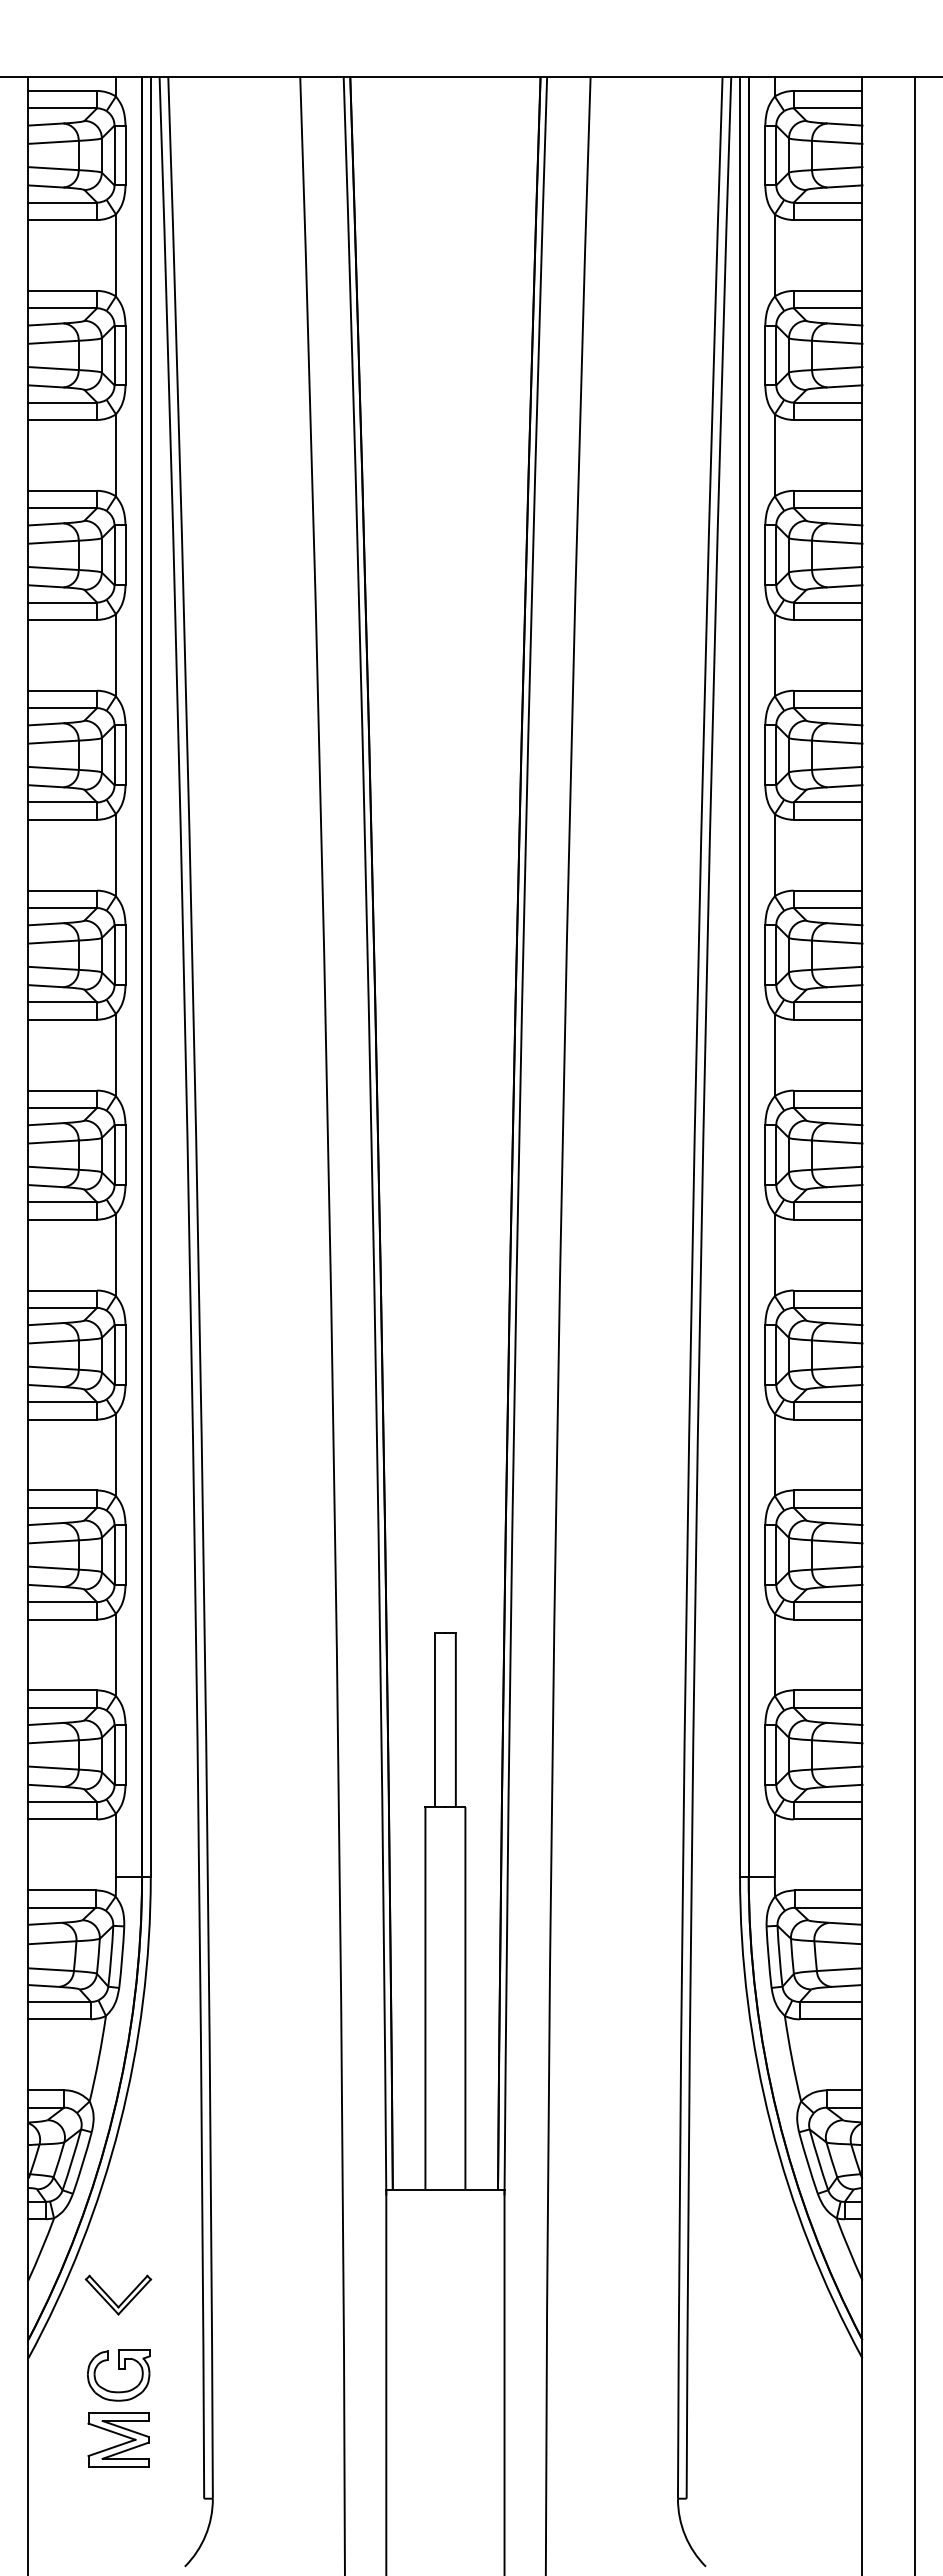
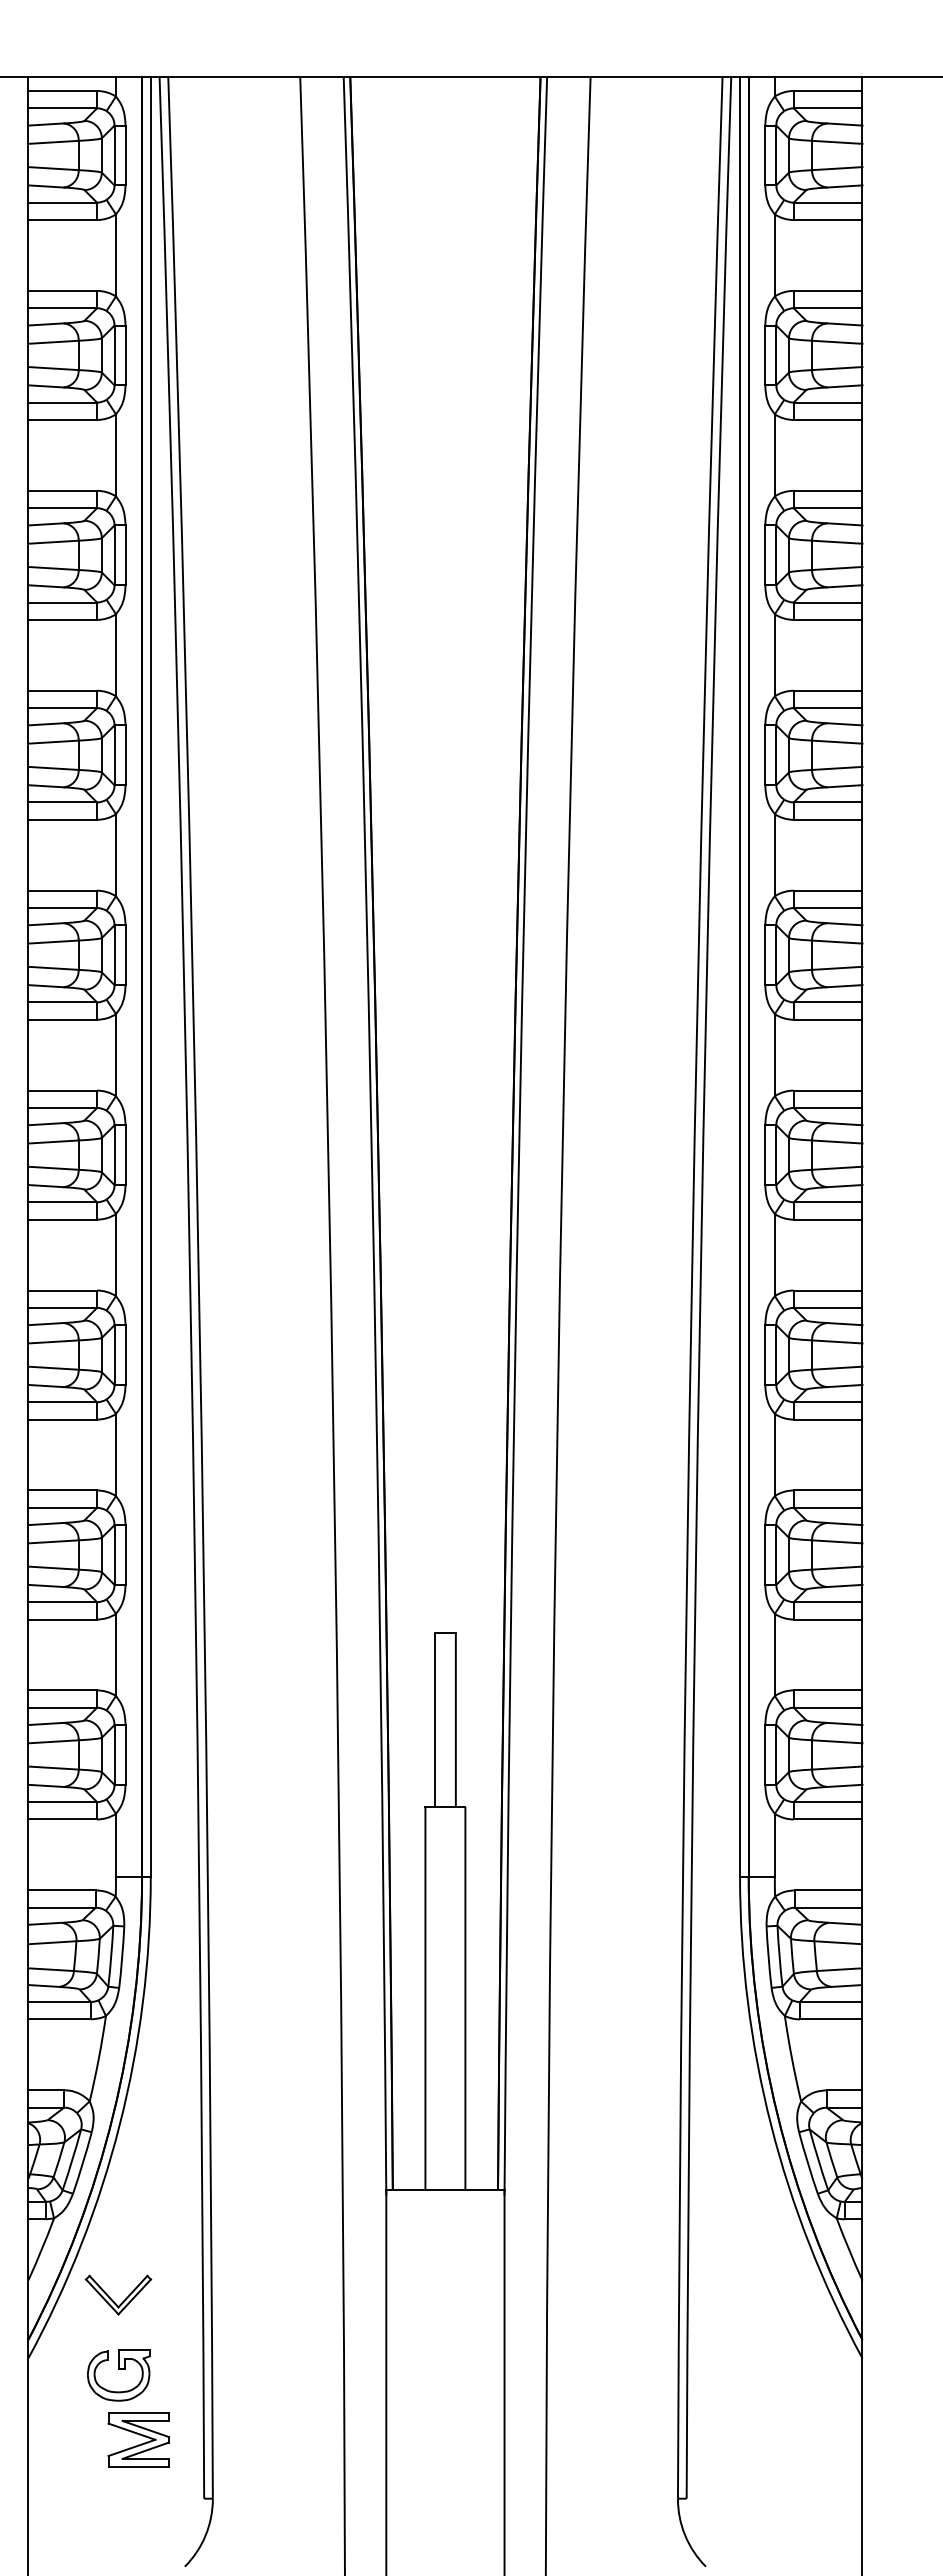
line: present -> none (914, 1324)
part position: (118, 2439) -> (138, 2439) (138, 2439)
